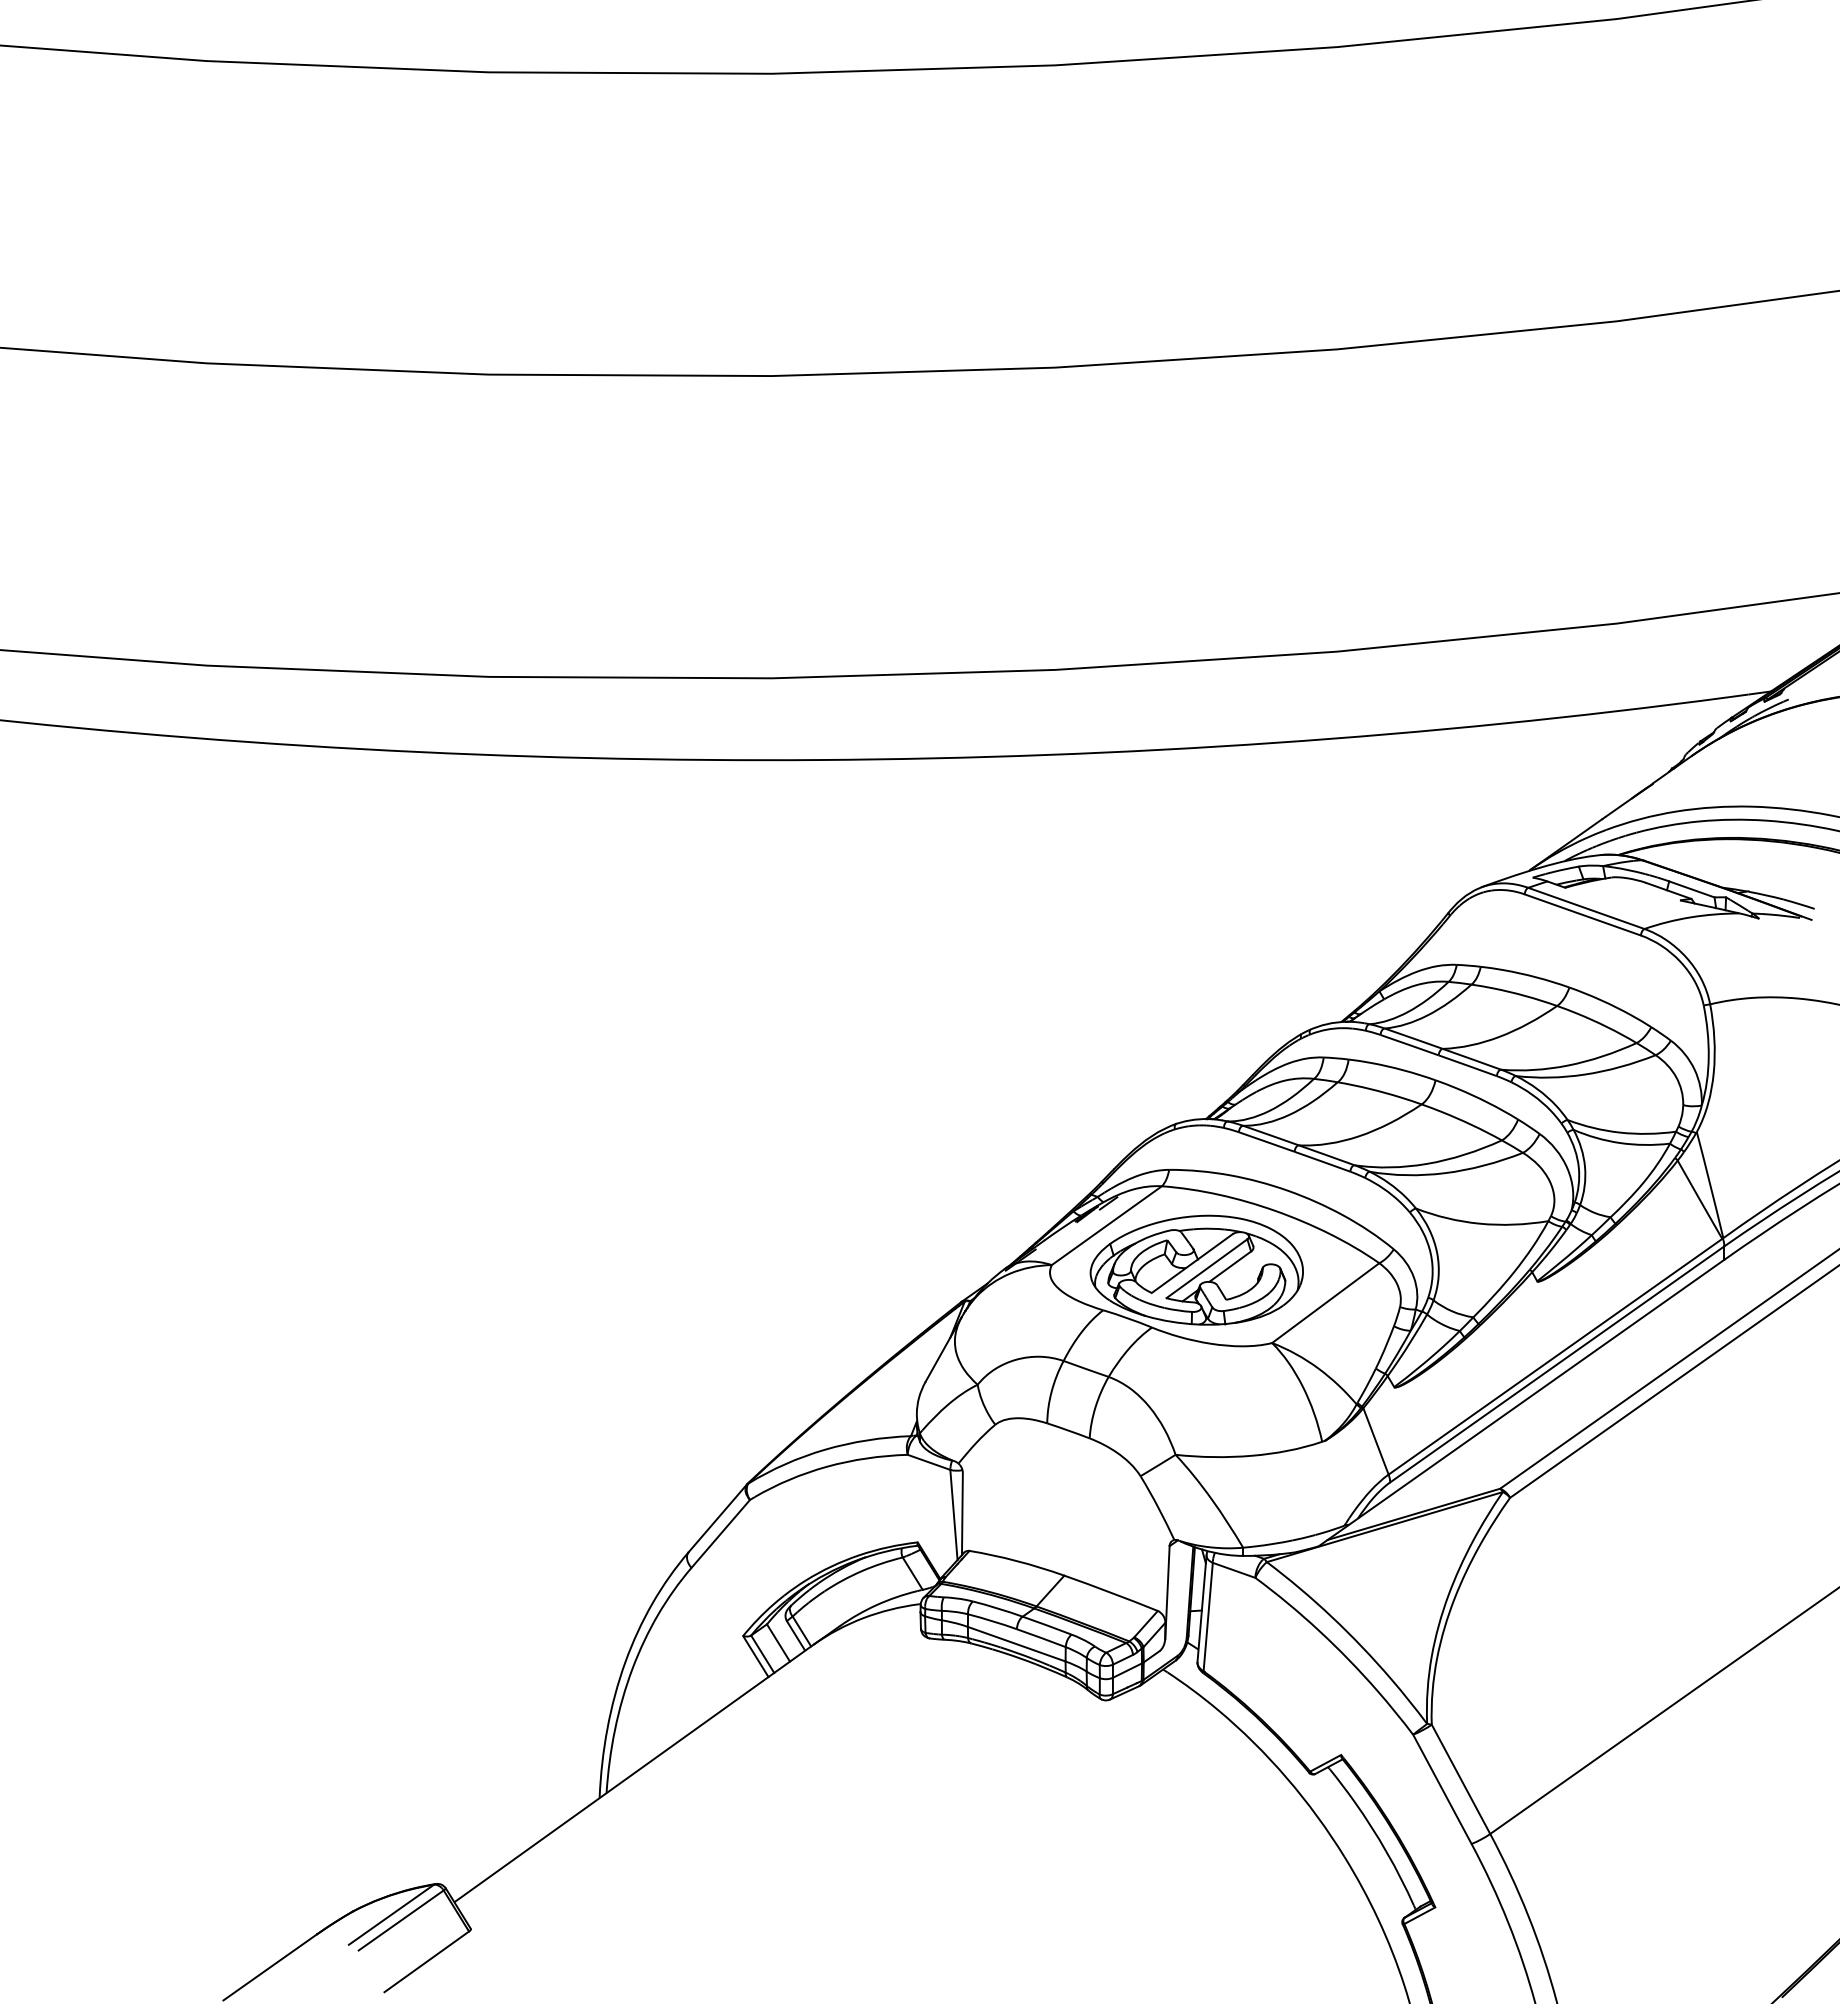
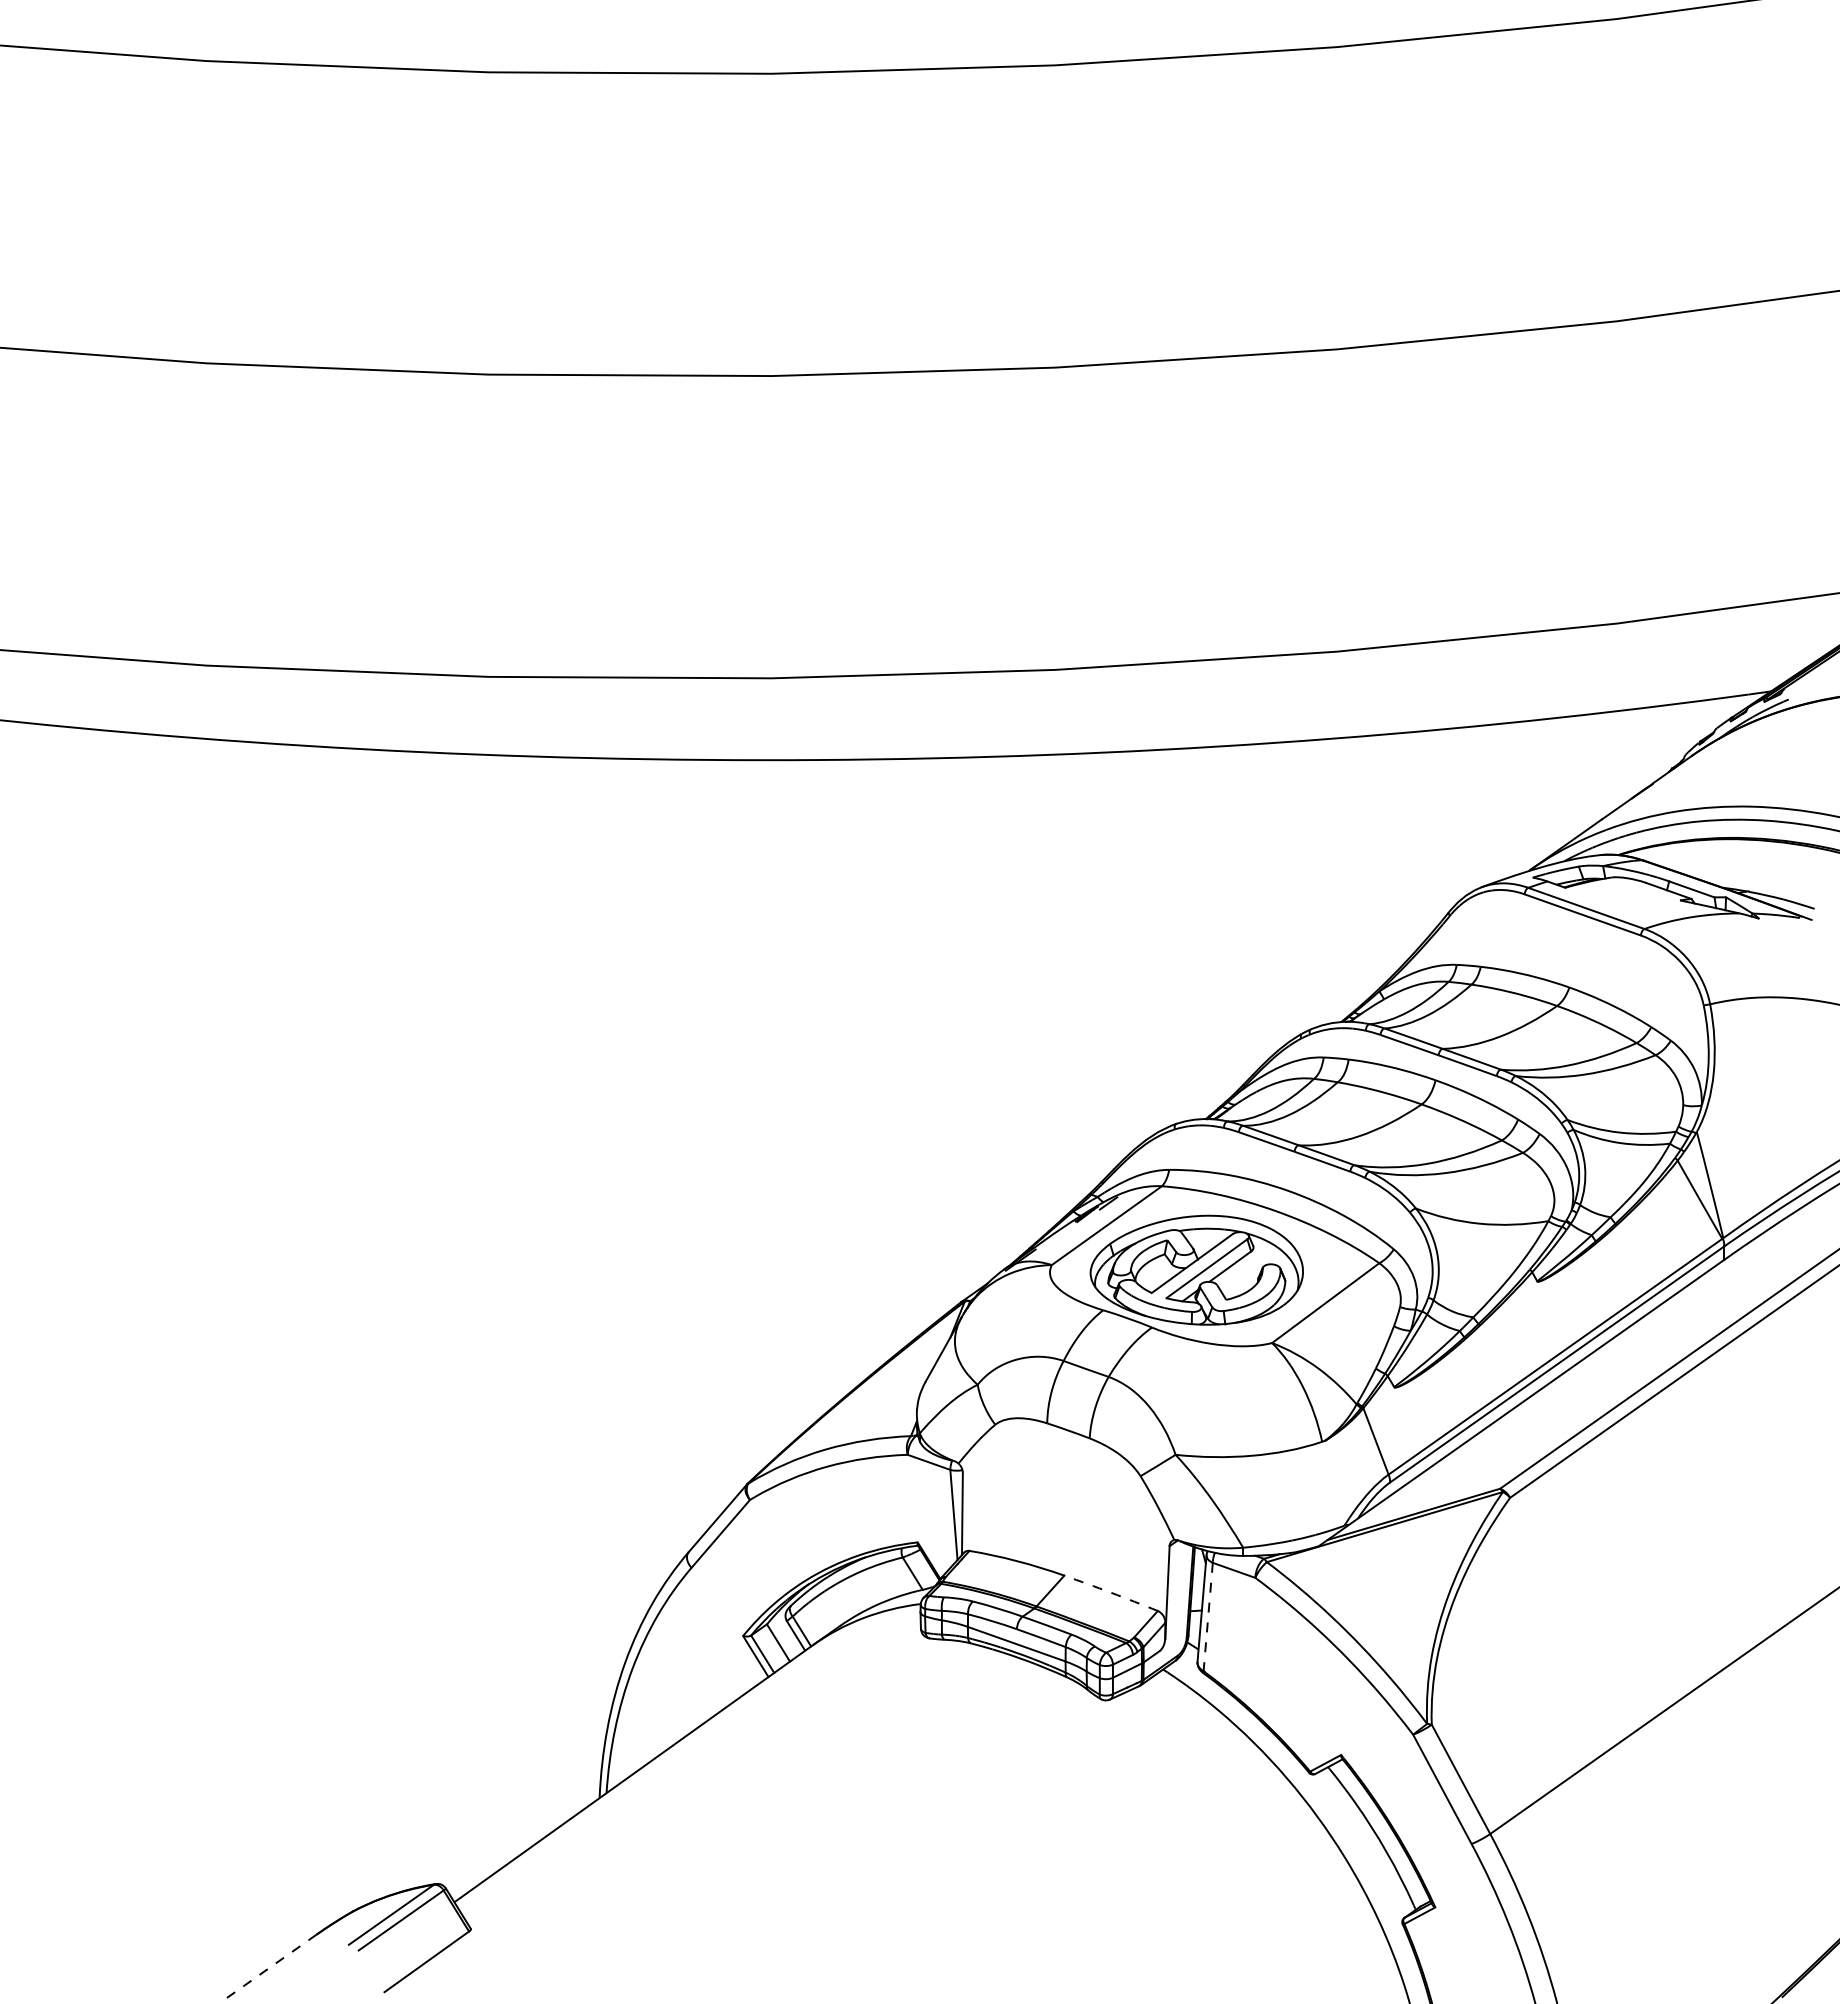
arc: solid -> dashed (1111, 1592)
line: solid -> dashed (1208, 1617)
line: solid -> dashed (269, 1967)
